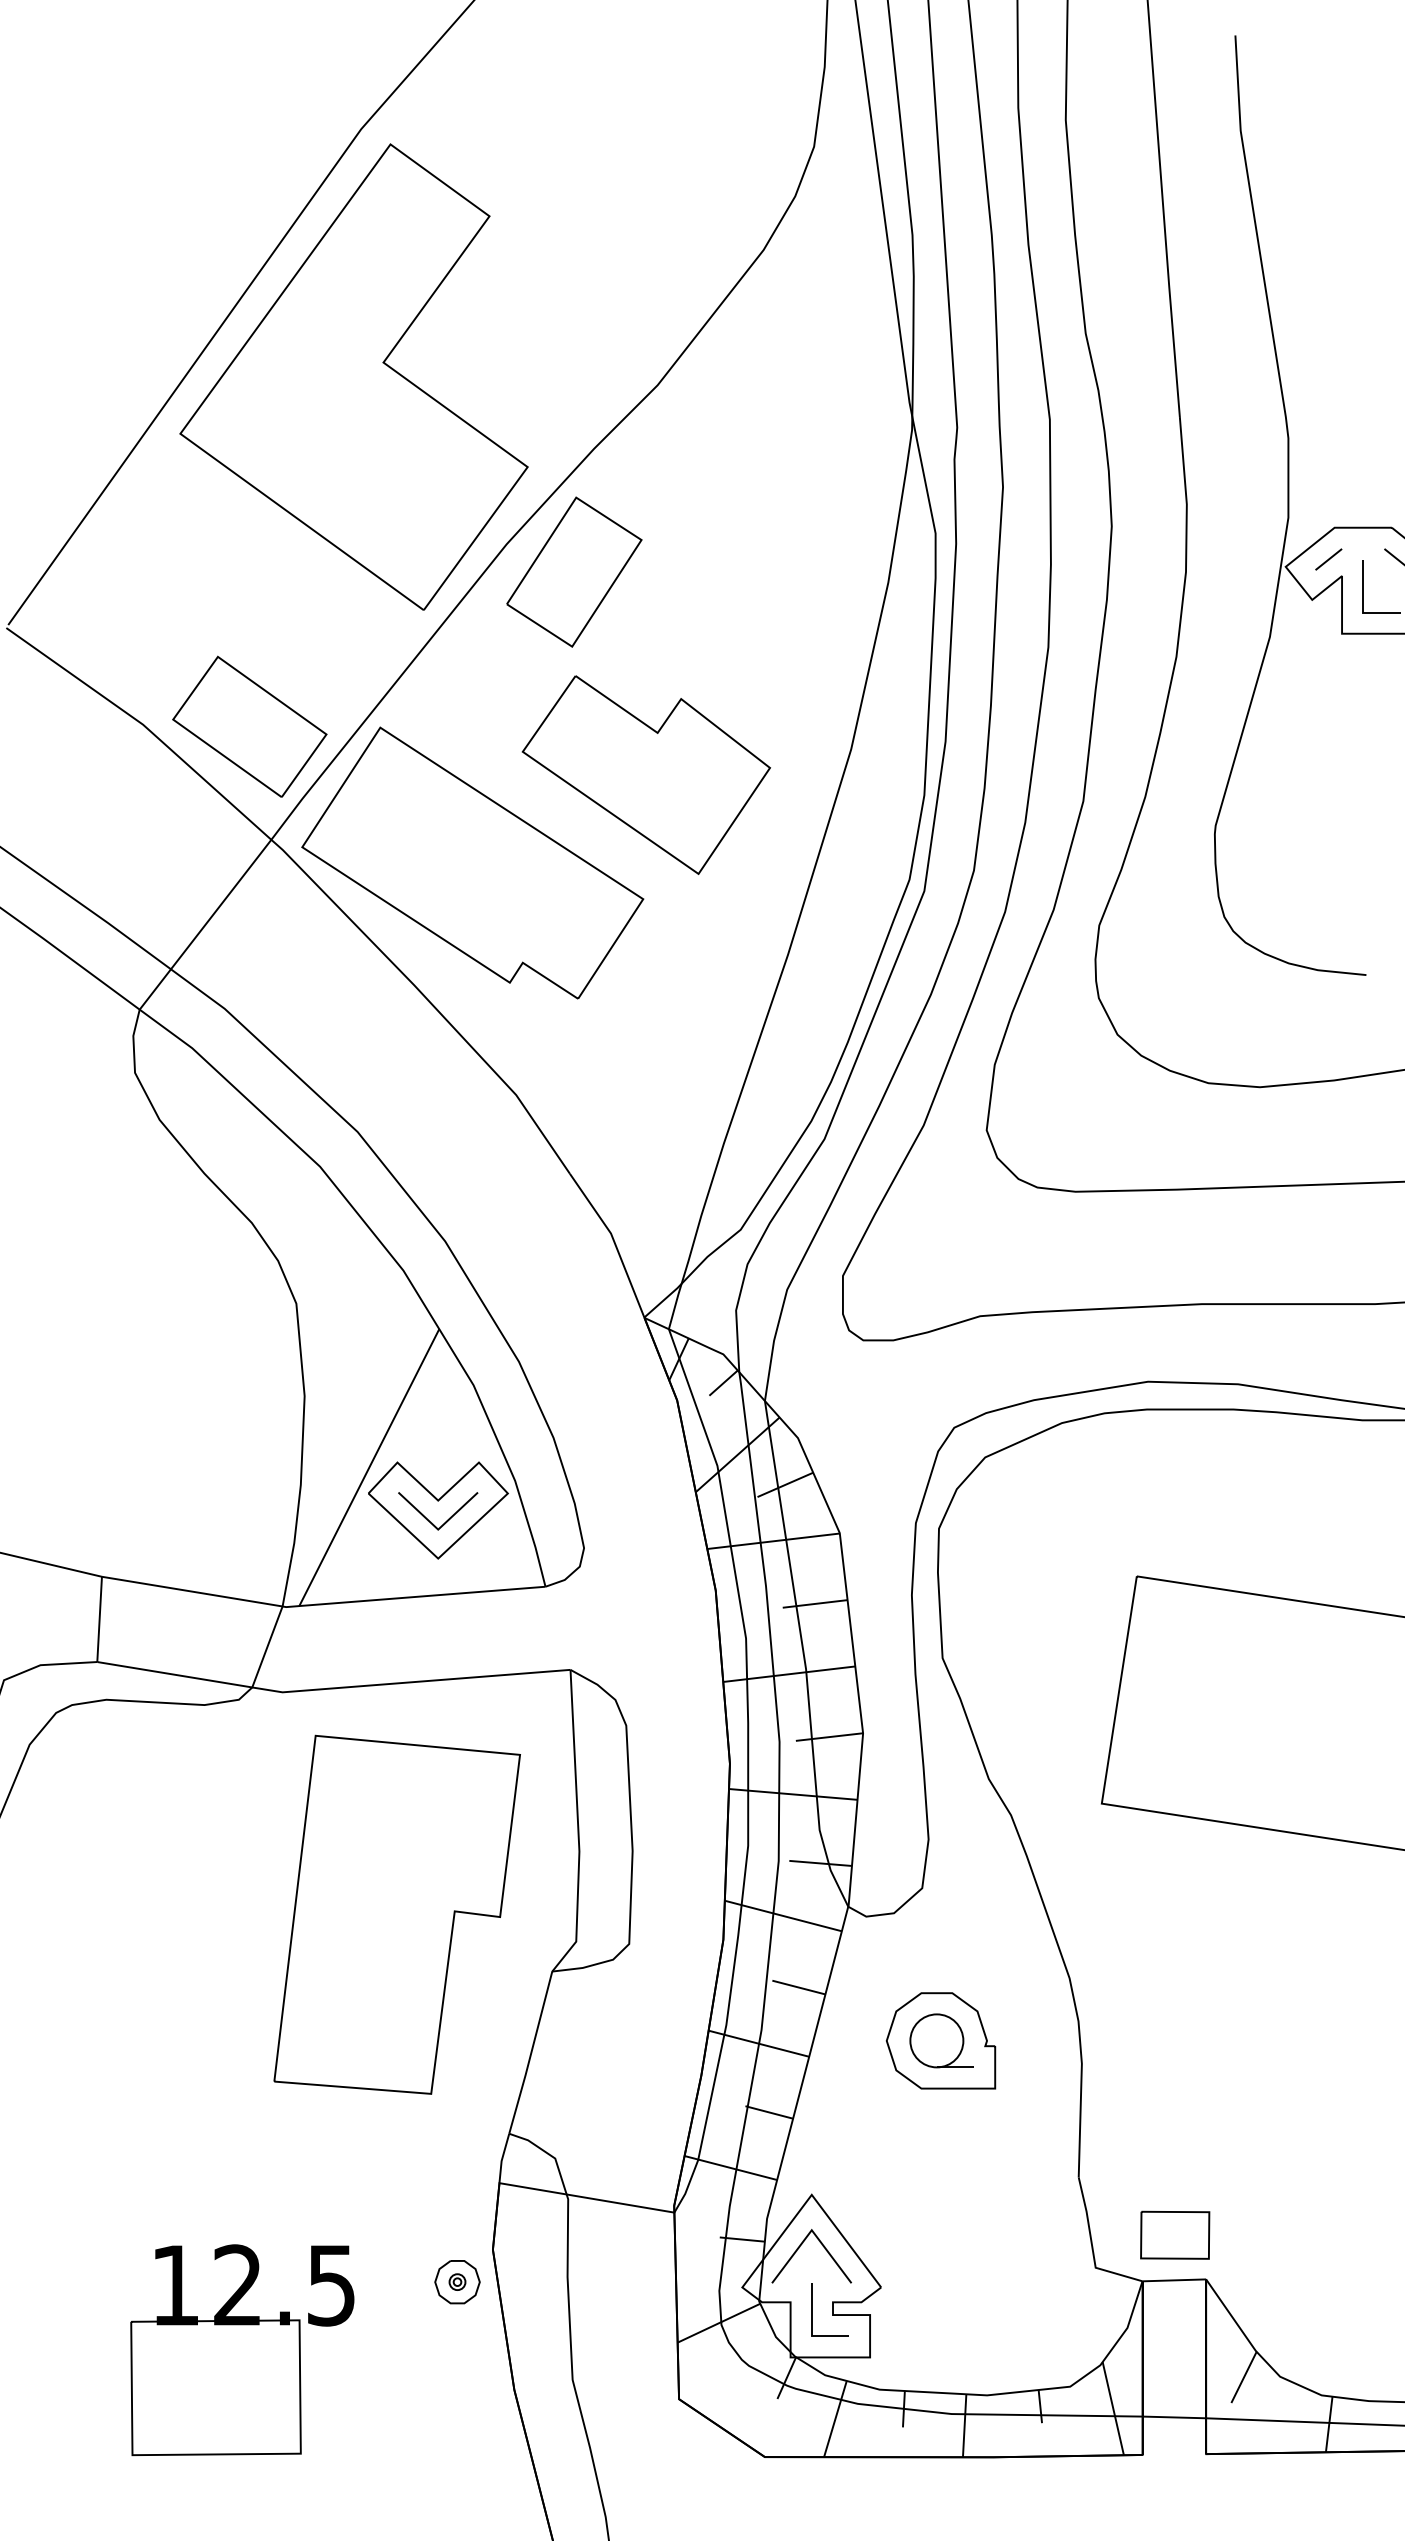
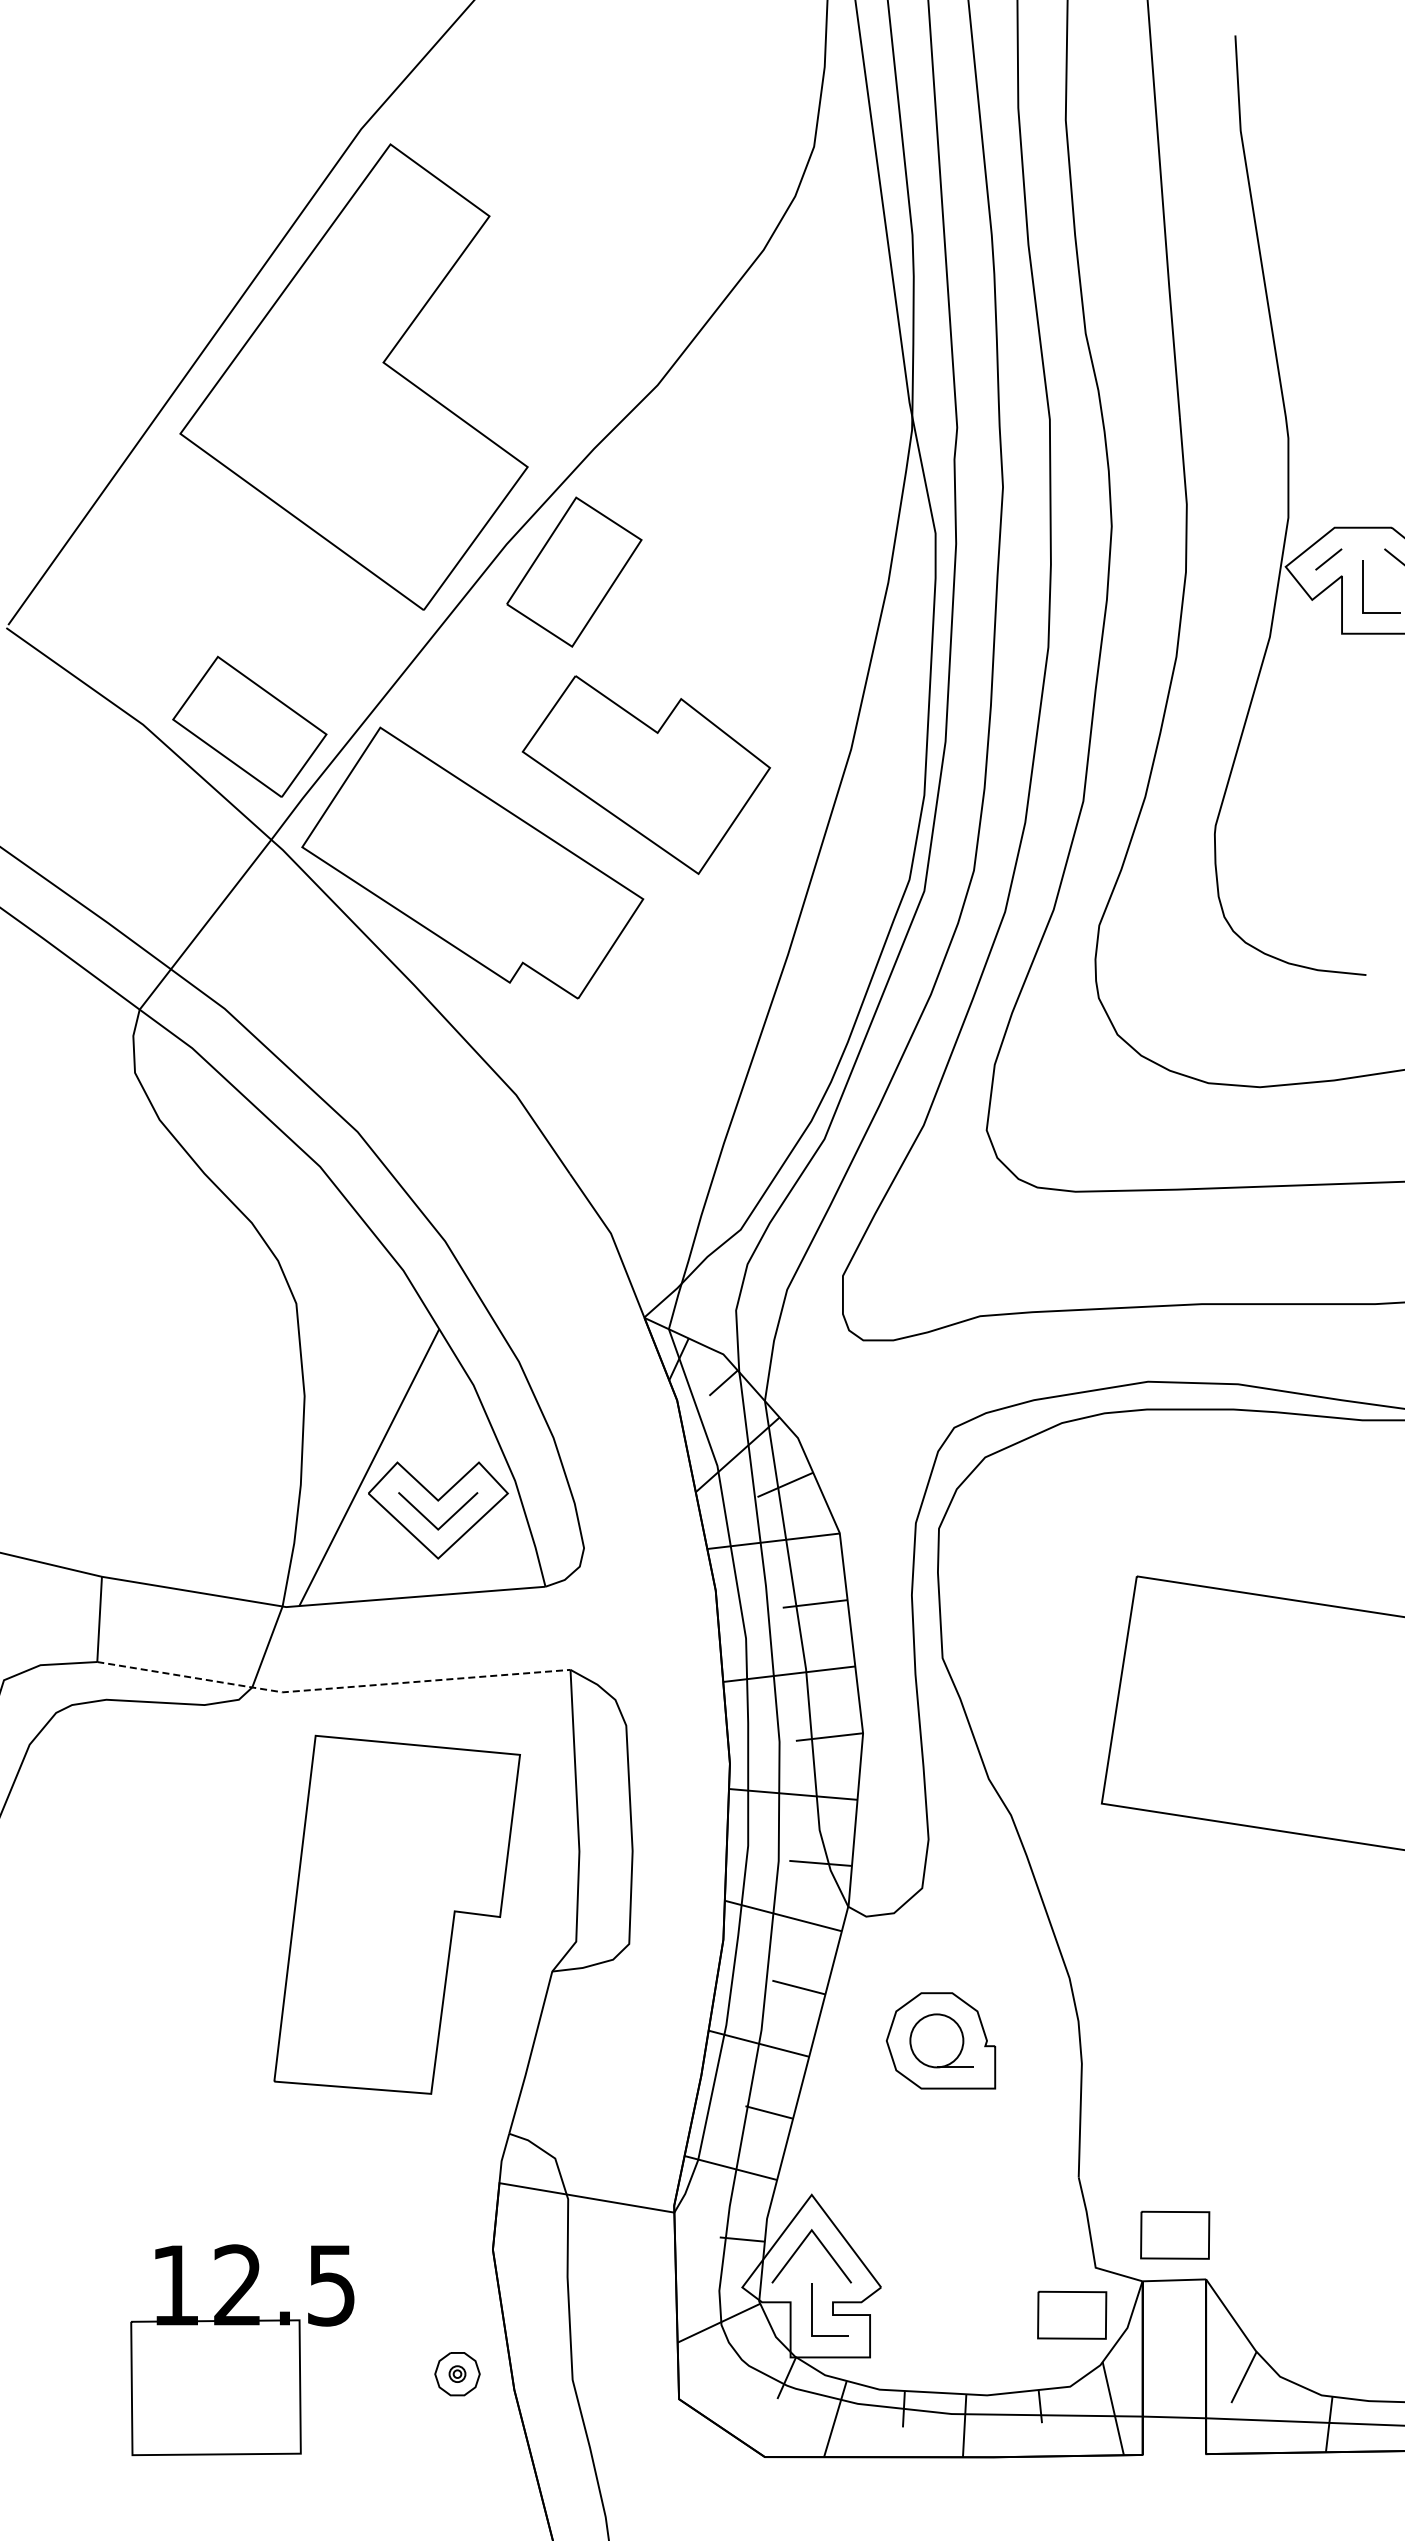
line: solid -> dashed (331, 1688)
part position: (457, 2282) -> (457, 2374) (457, 2374)
part: none -> present (1072, 2314)
